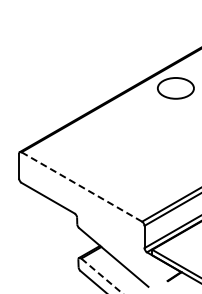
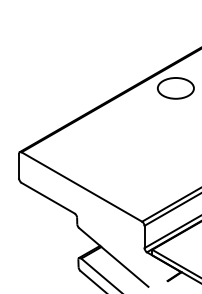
line: dashed -> solid (81, 186)
line: dashed -> solid (102, 276)
